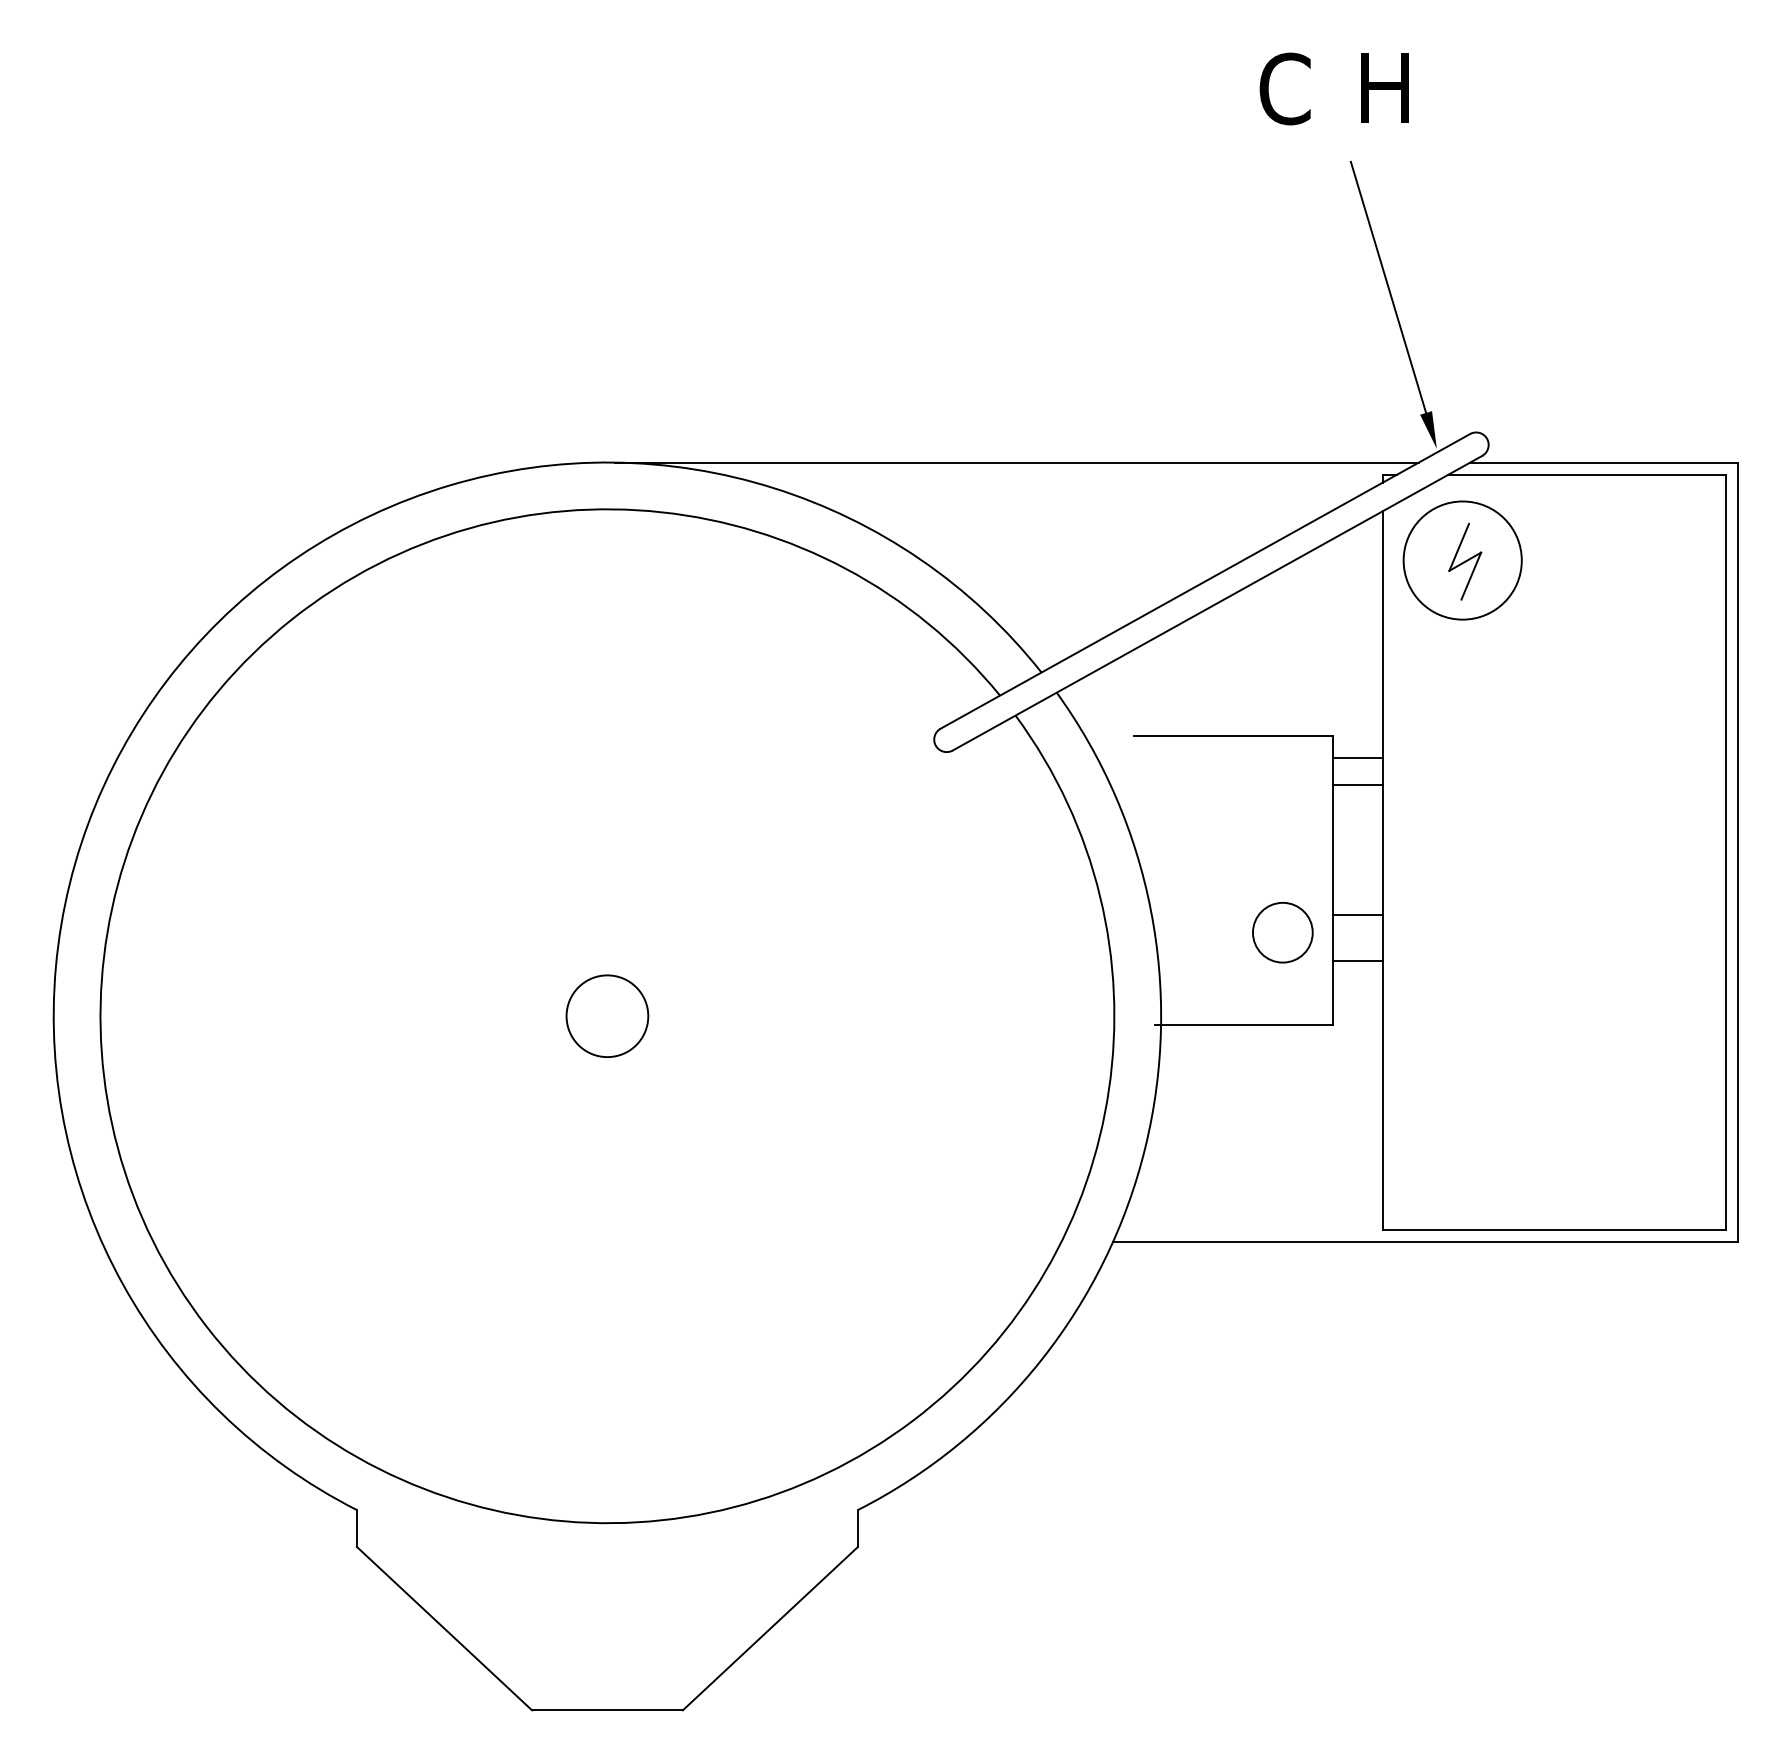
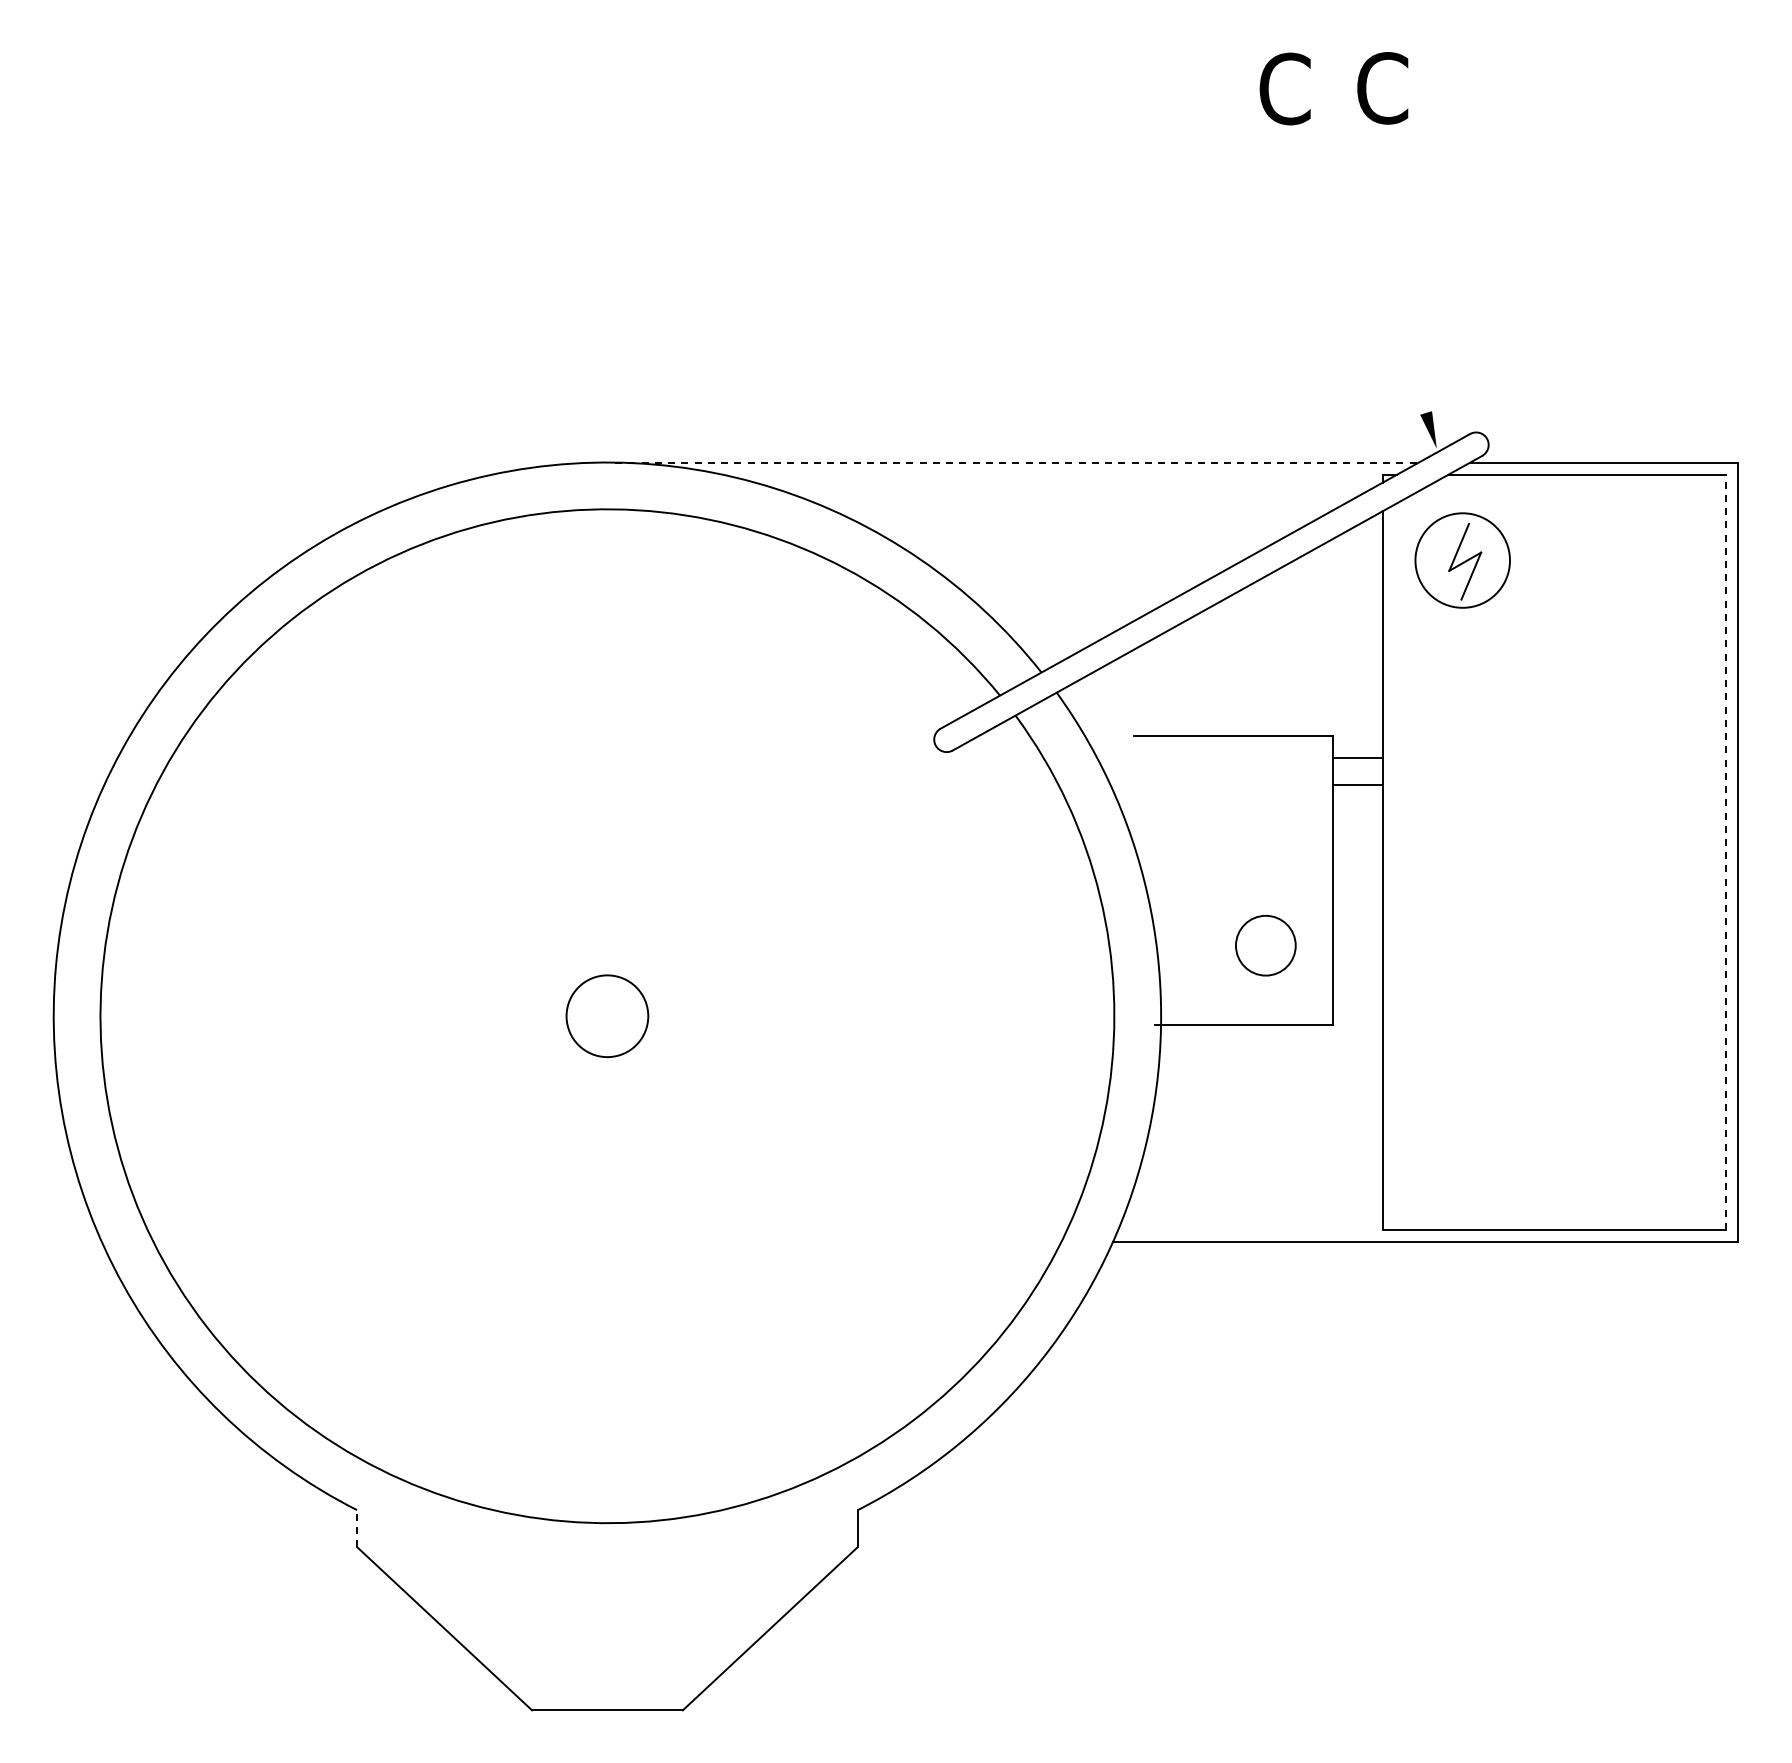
text: H -> C (1382, 88)
line: present -> none (1388, 286)
line: solid -> dashed (1017, 462)
circle diameter: 118 px -> 95 px (1462, 560)
line: solid -> dashed (1725, 851)
line: present -> none (1357, 914)
circle position: (1282, 932) -> (1265, 945) (1265, 945)
line: present -> none (1357, 961)
line: solid -> dashed (357, 1528)
